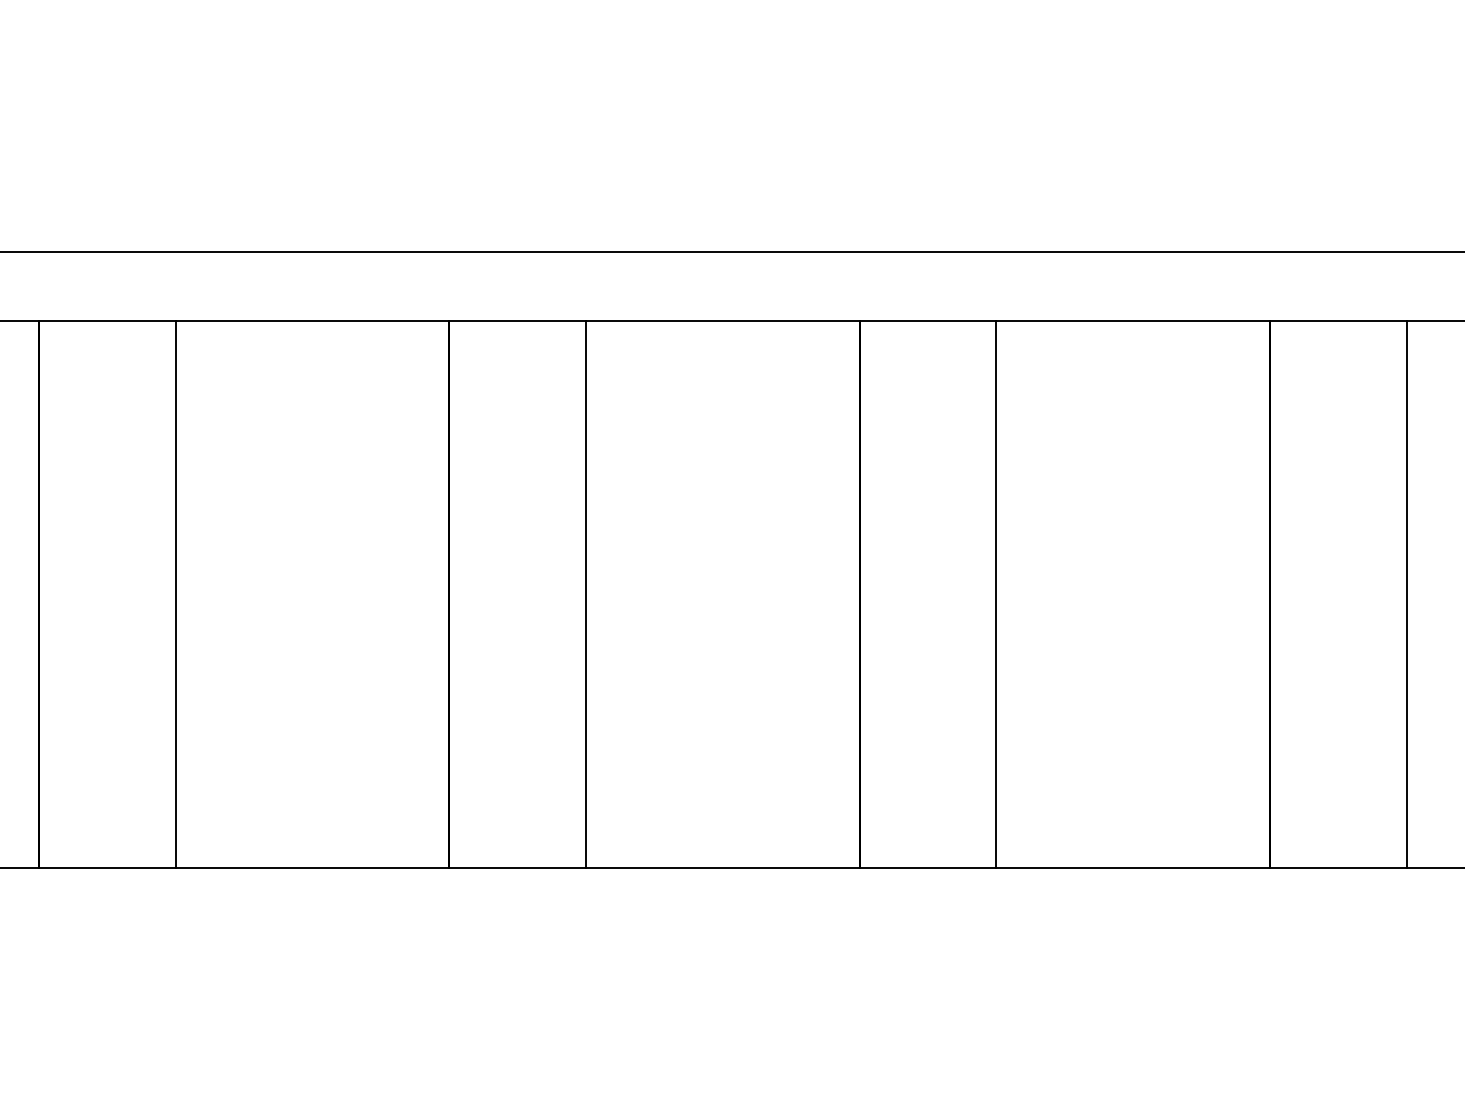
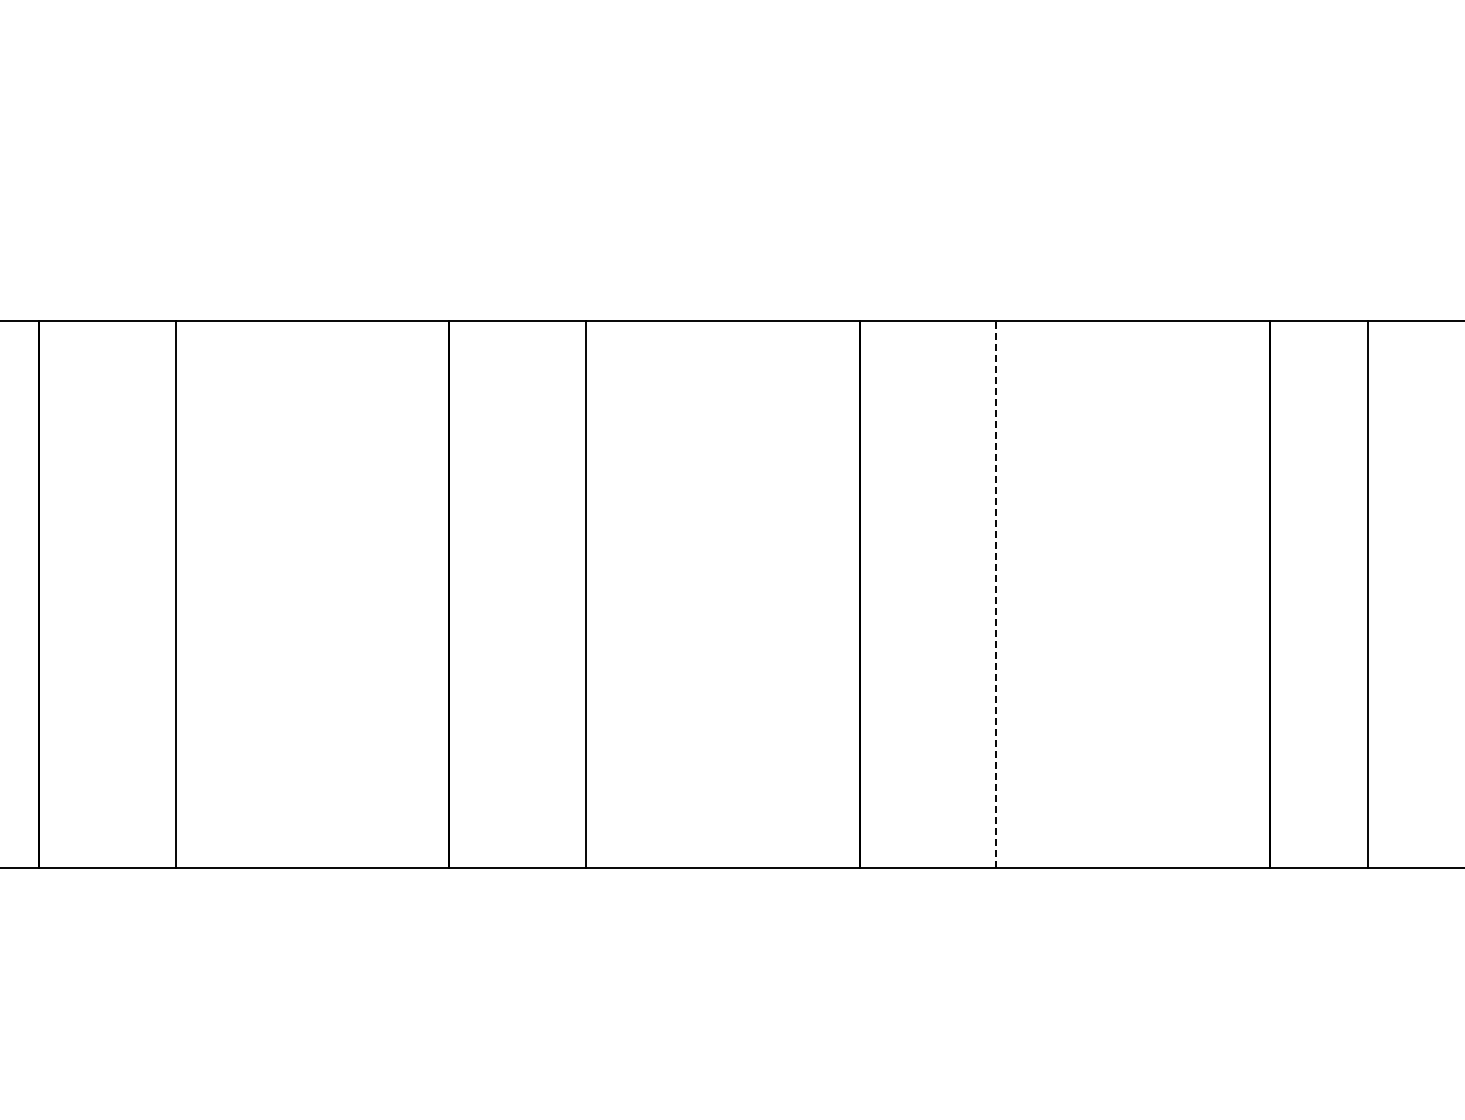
line: present -> none (731, 252)
line: solid -> dashed (996, 593)
line position: (1406, 593) -> (1367, 593) (1367, 593)
